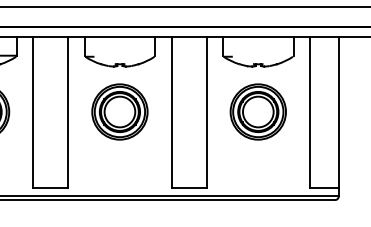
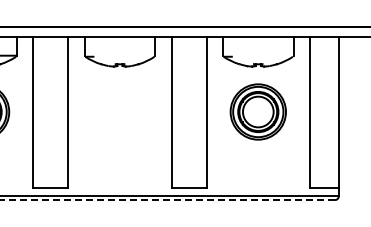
line: present -> none (184, 6)
part: present -> none (119, 111)
line: solid -> dashed (167, 200)
